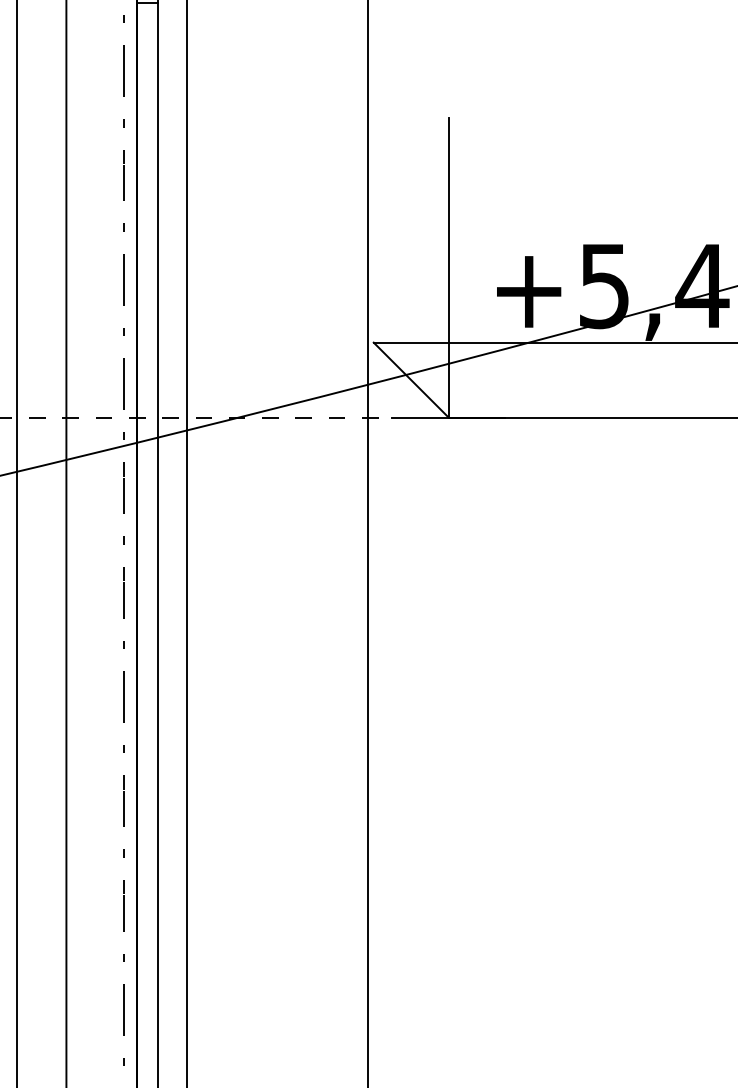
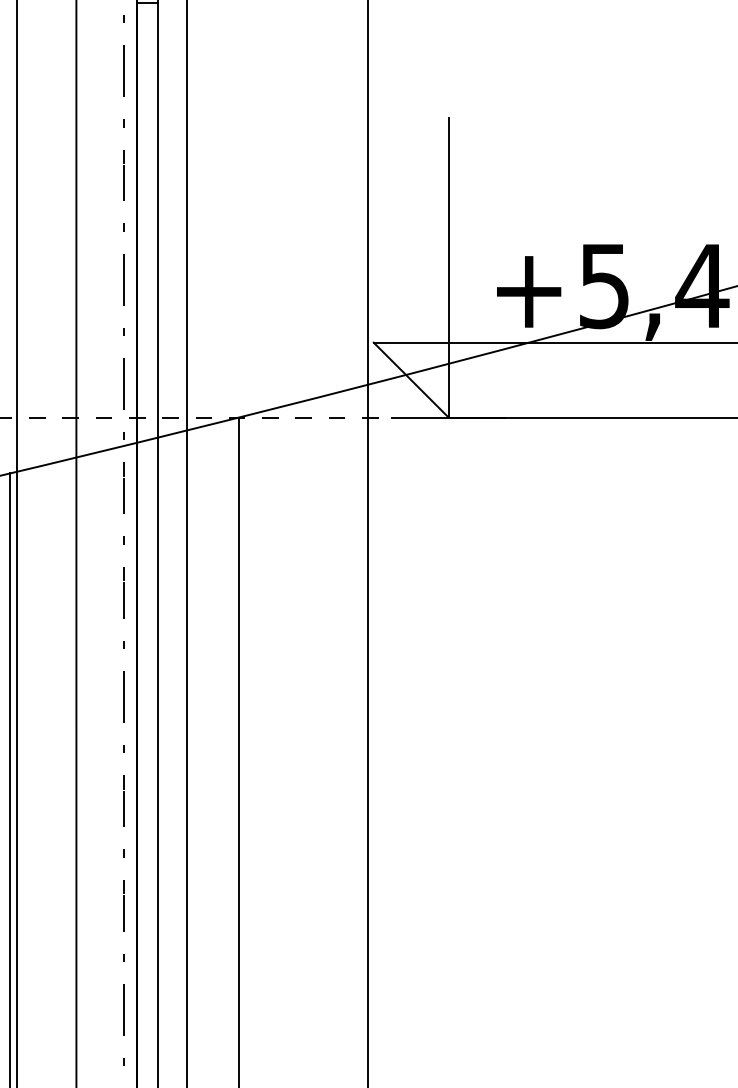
line position: (66, 543) -> (76, 543) (76, 543)
line: none -> present (238, 750)
line: none -> present (10, 778)
